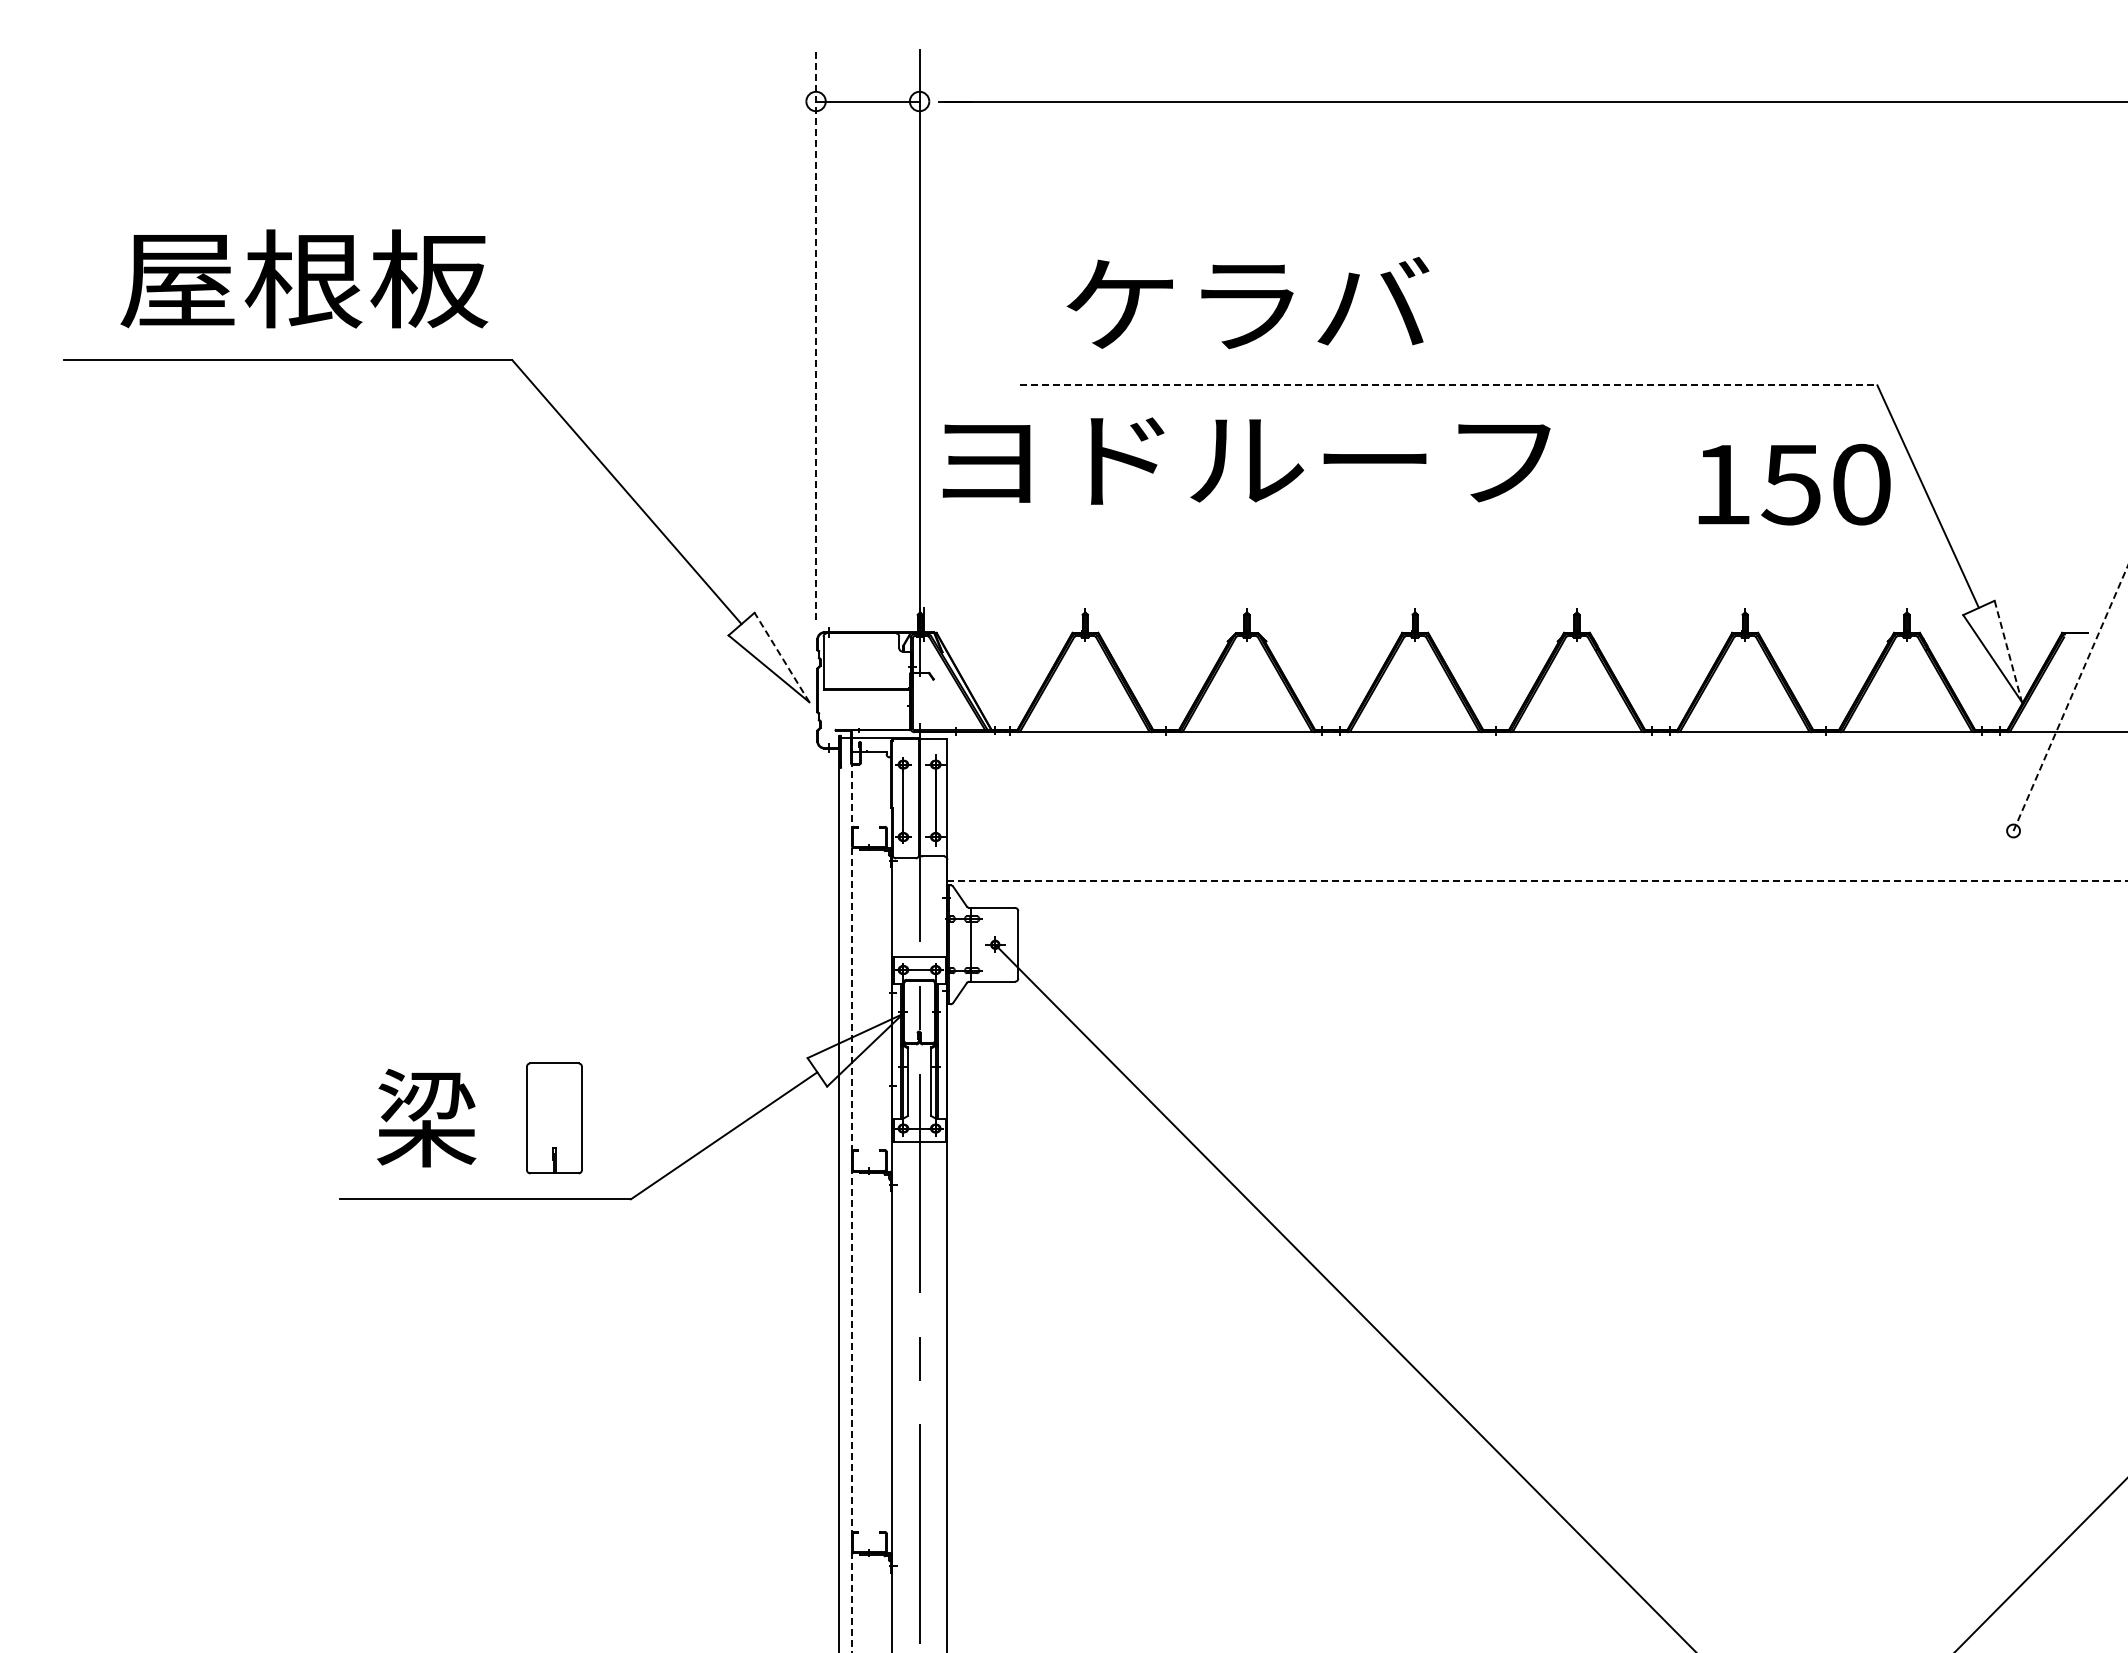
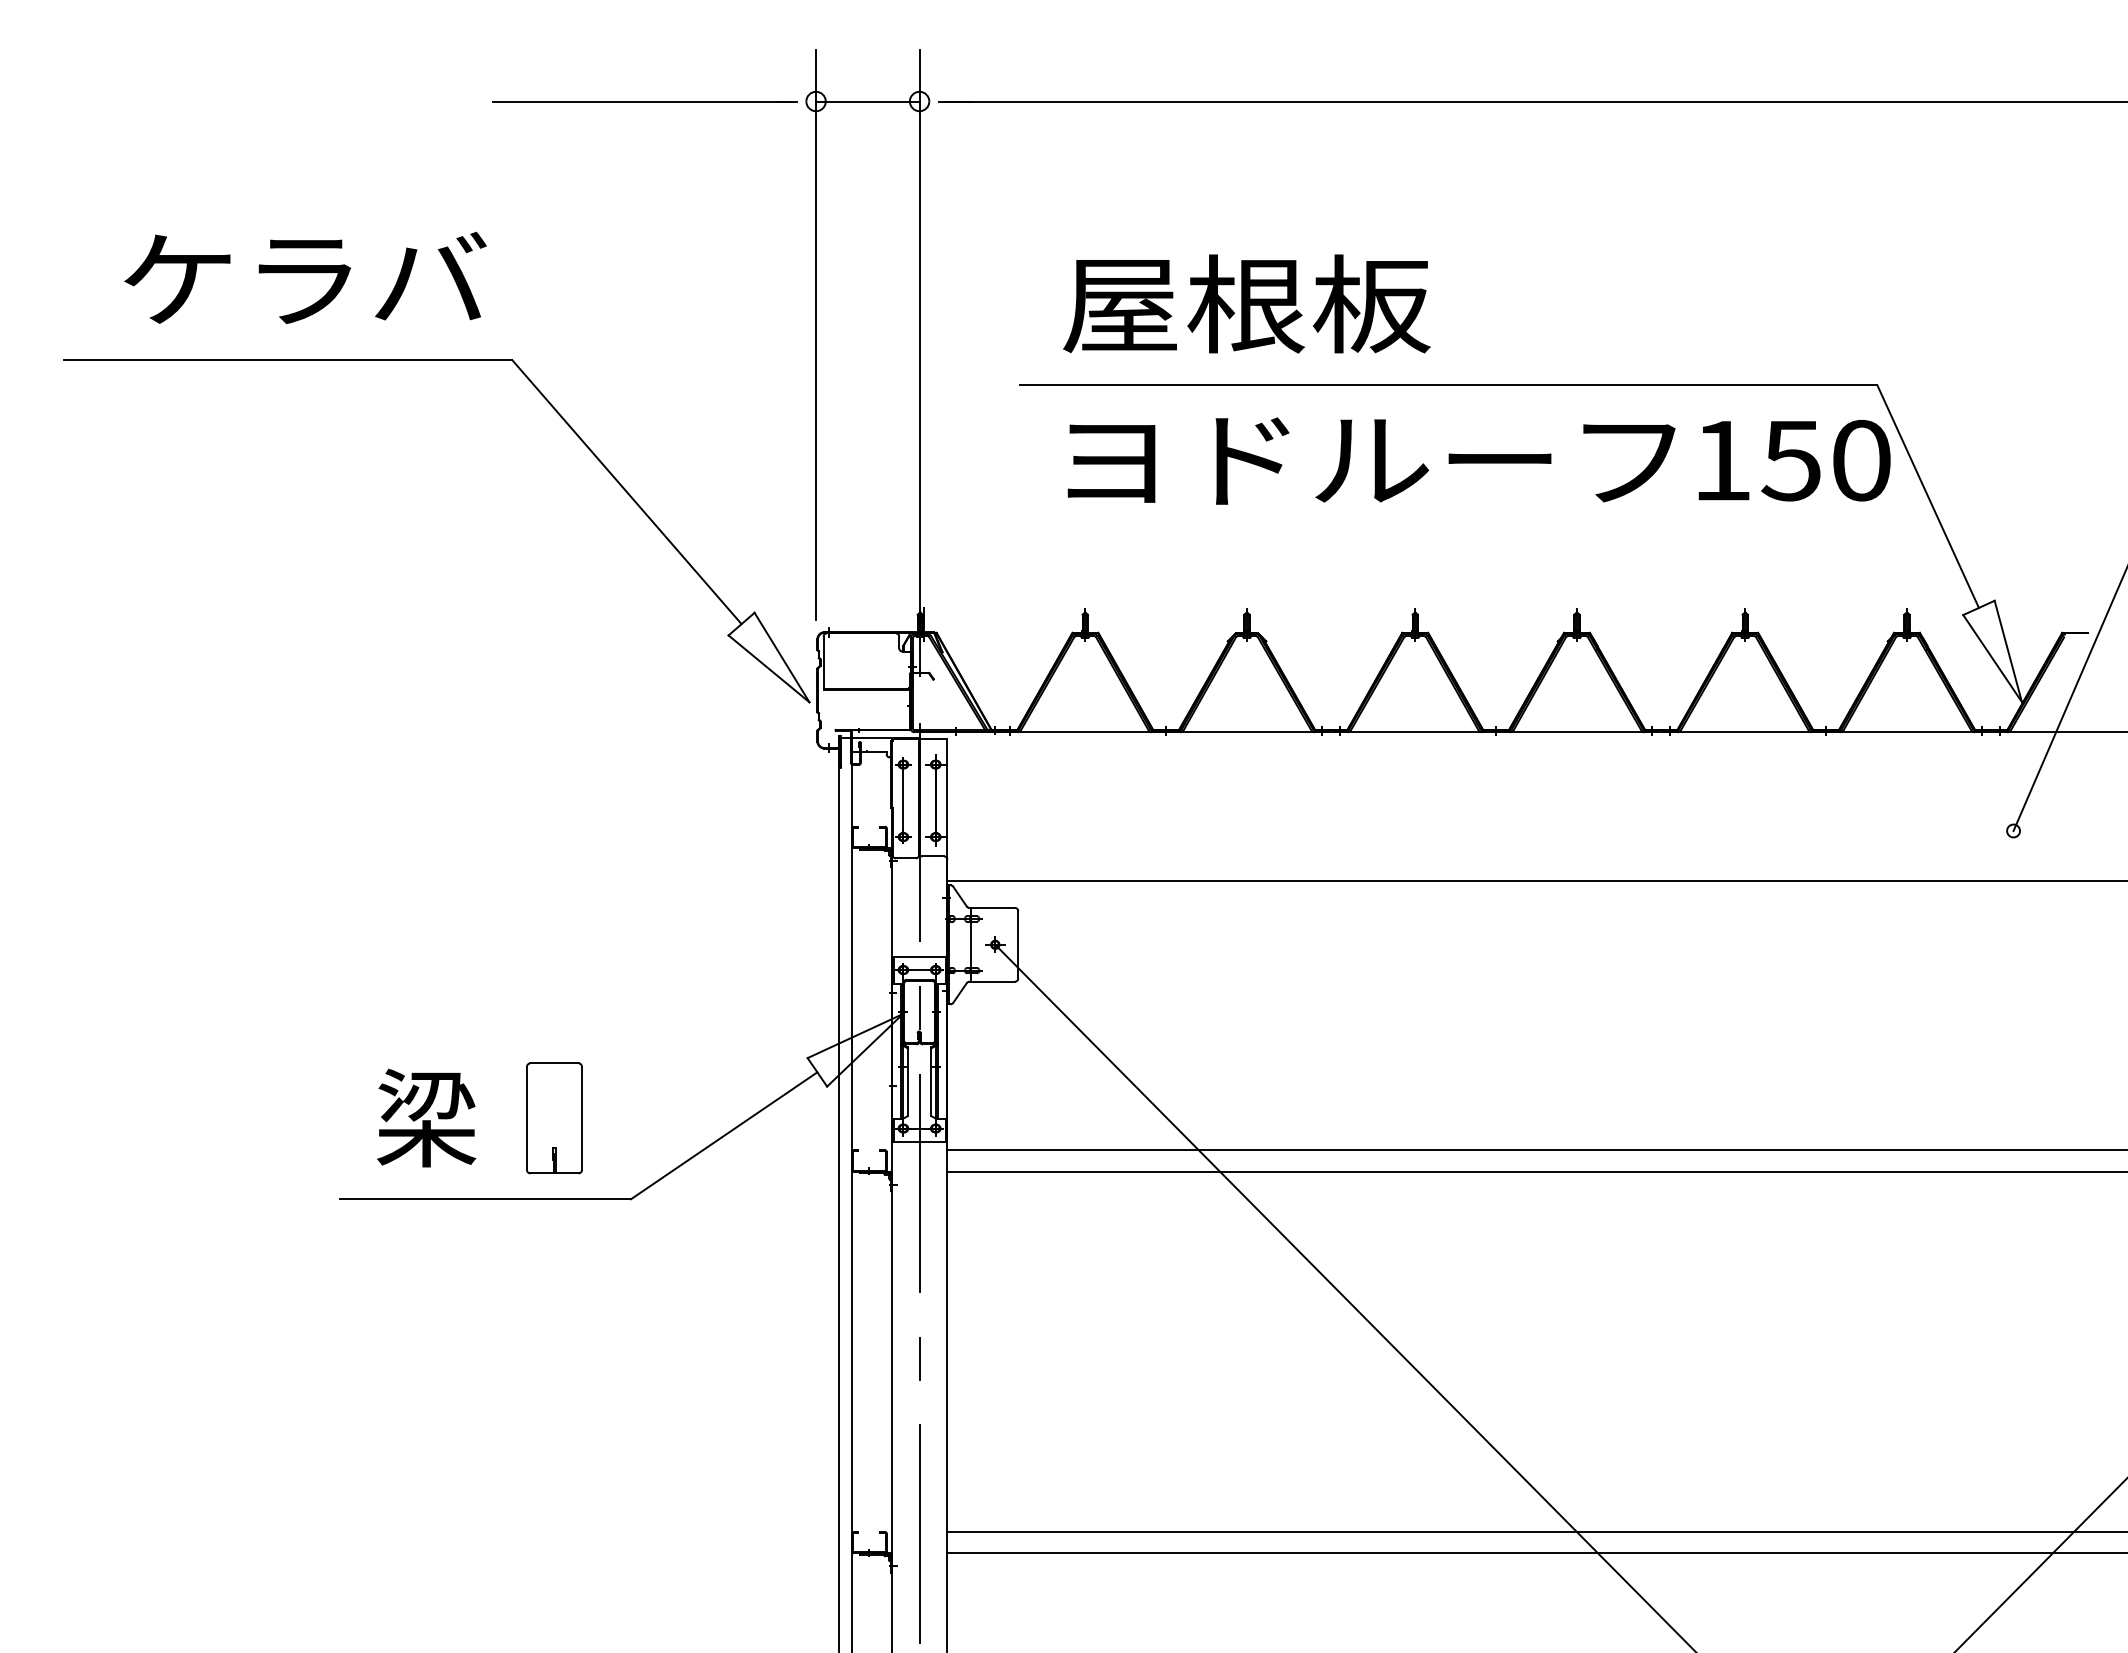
line: none -> present (644, 101)
text: 屋根板 -> ケラバ (304, 278)
text: ケラバ -> 屋根板 (1246, 303)
line: dashed -> solid (816, 334)
line: dashed -> solid (1448, 385)
text position: (1246, 460) -> (1371, 460) (1371, 460)
text position: (1794, 484) -> (1794, 460) (1794, 460)
line: dashed -> solid (2008, 651)
line: dashed -> solid (781, 657)
line: dashed -> solid (2070, 698)
line: dashed -> solid (1537, 881)
line: none -> present (1535, 1150)
line: none -> present (1535, 1171)
line: dashed -> solid (851, 1196)
line: none -> present (1535, 1532)
line: none -> present (1535, 1553)
